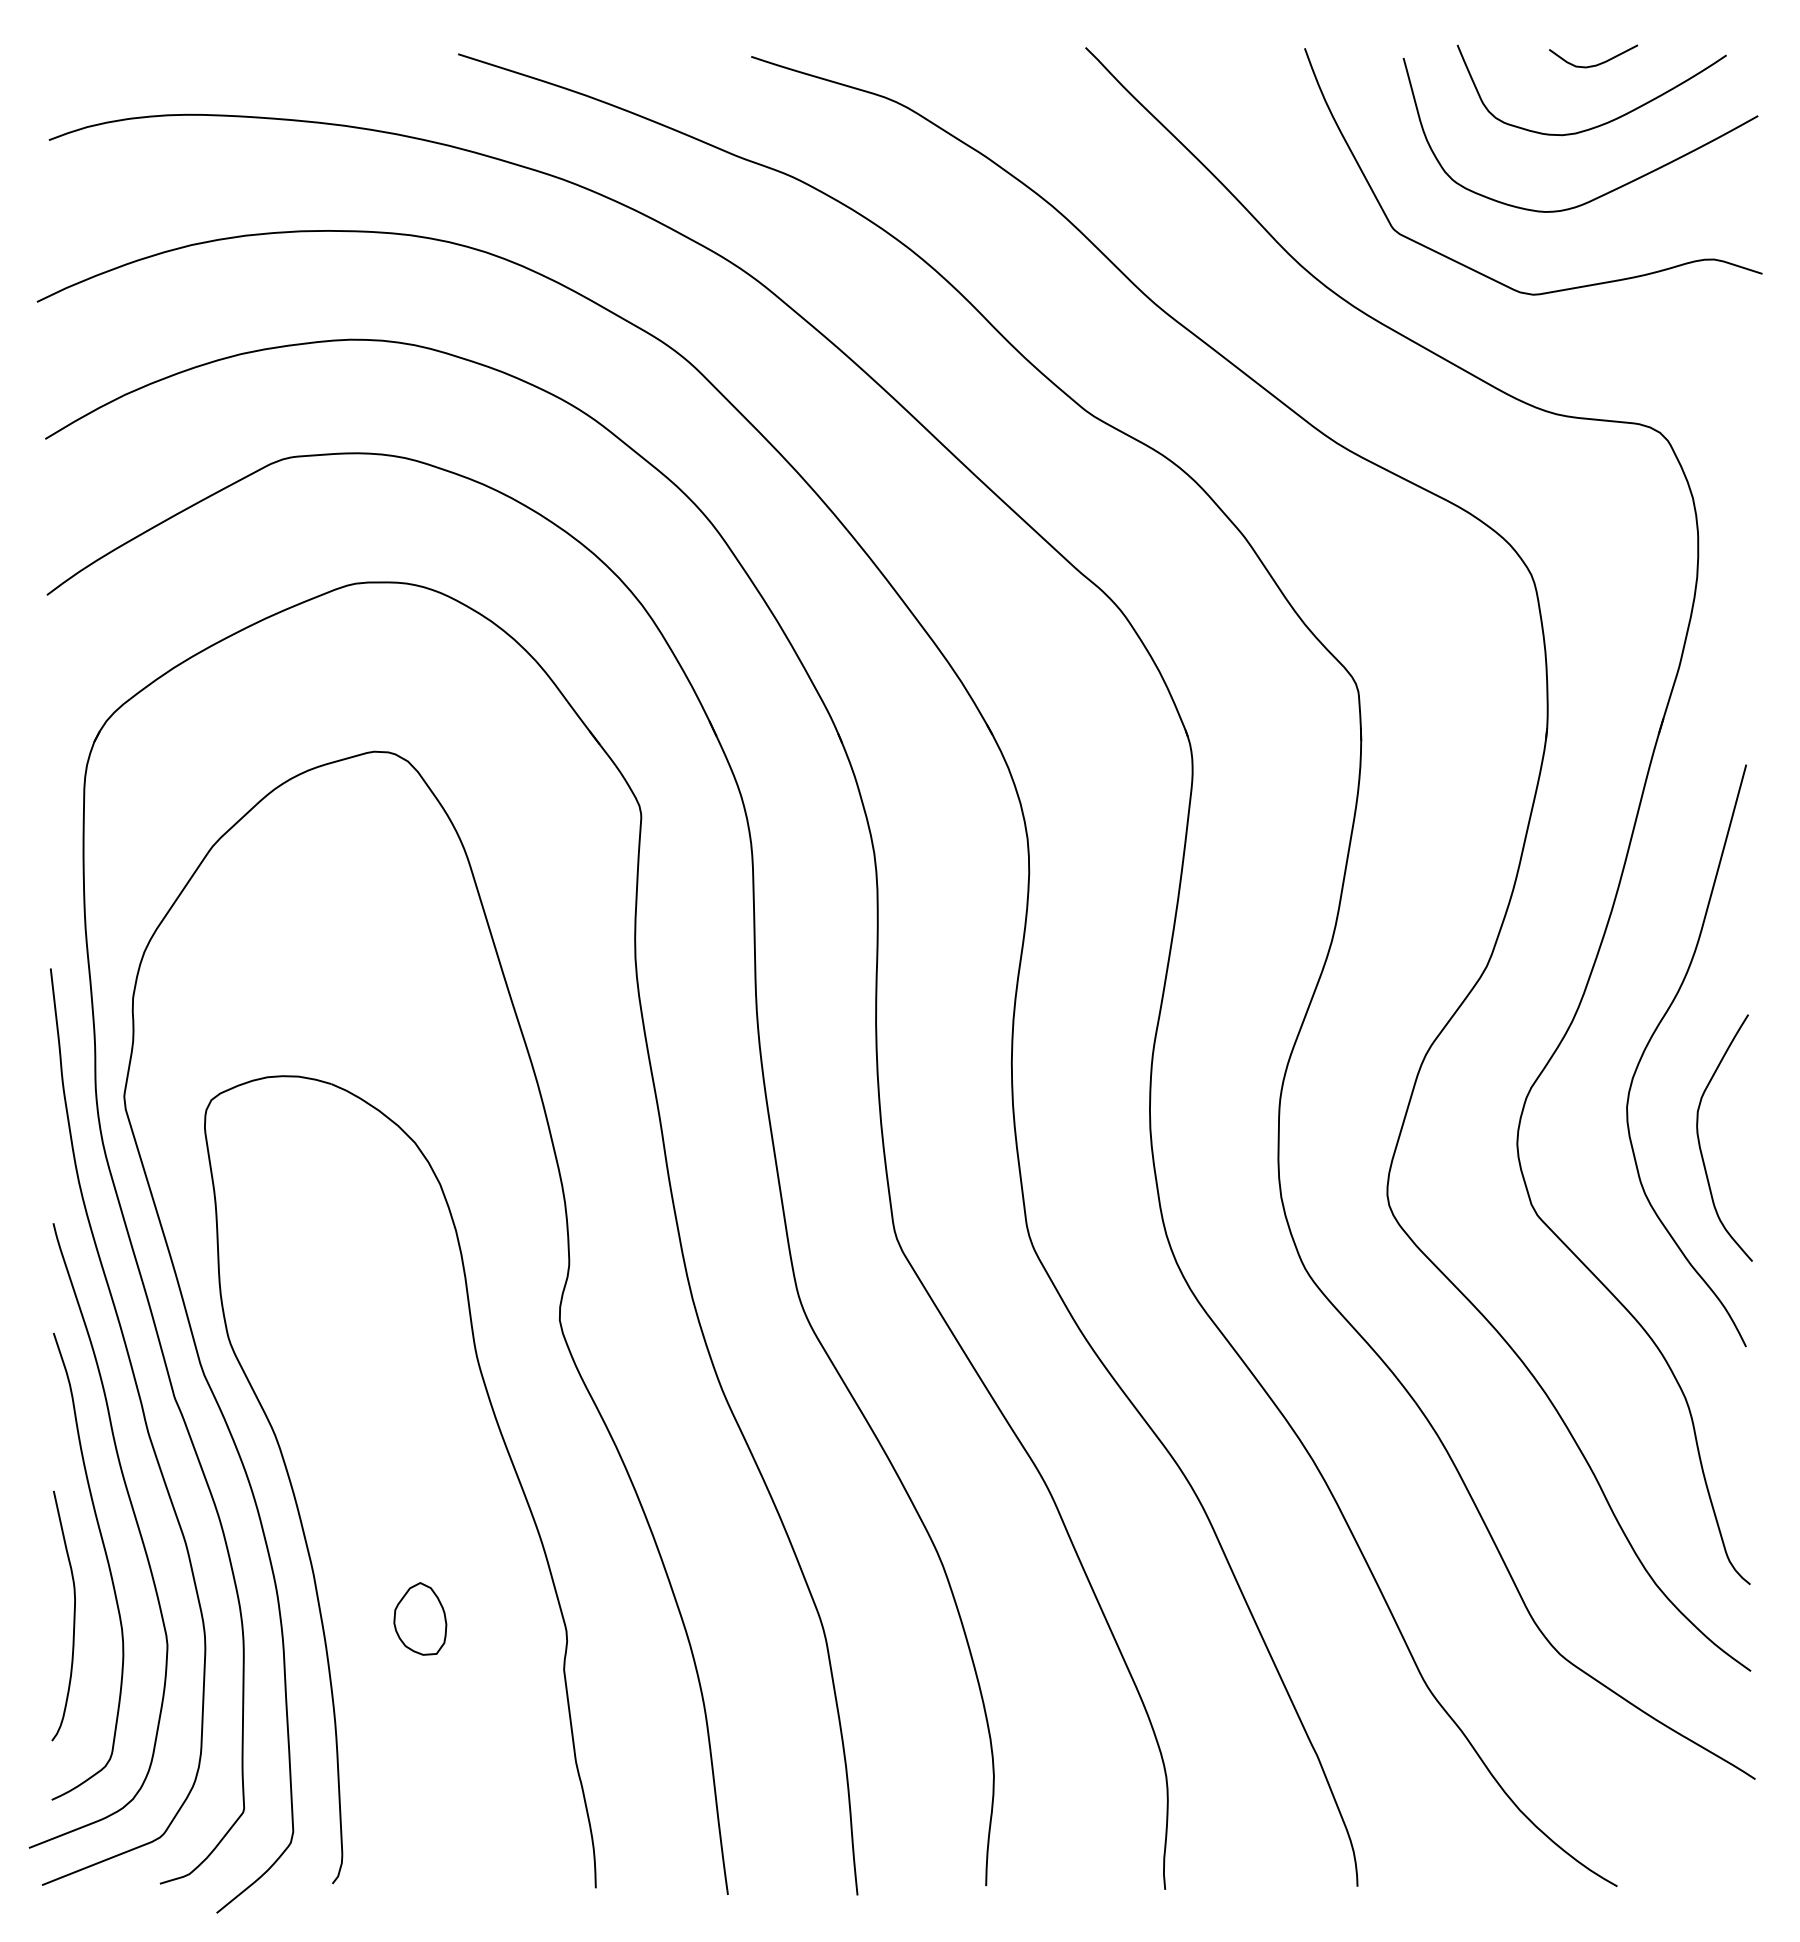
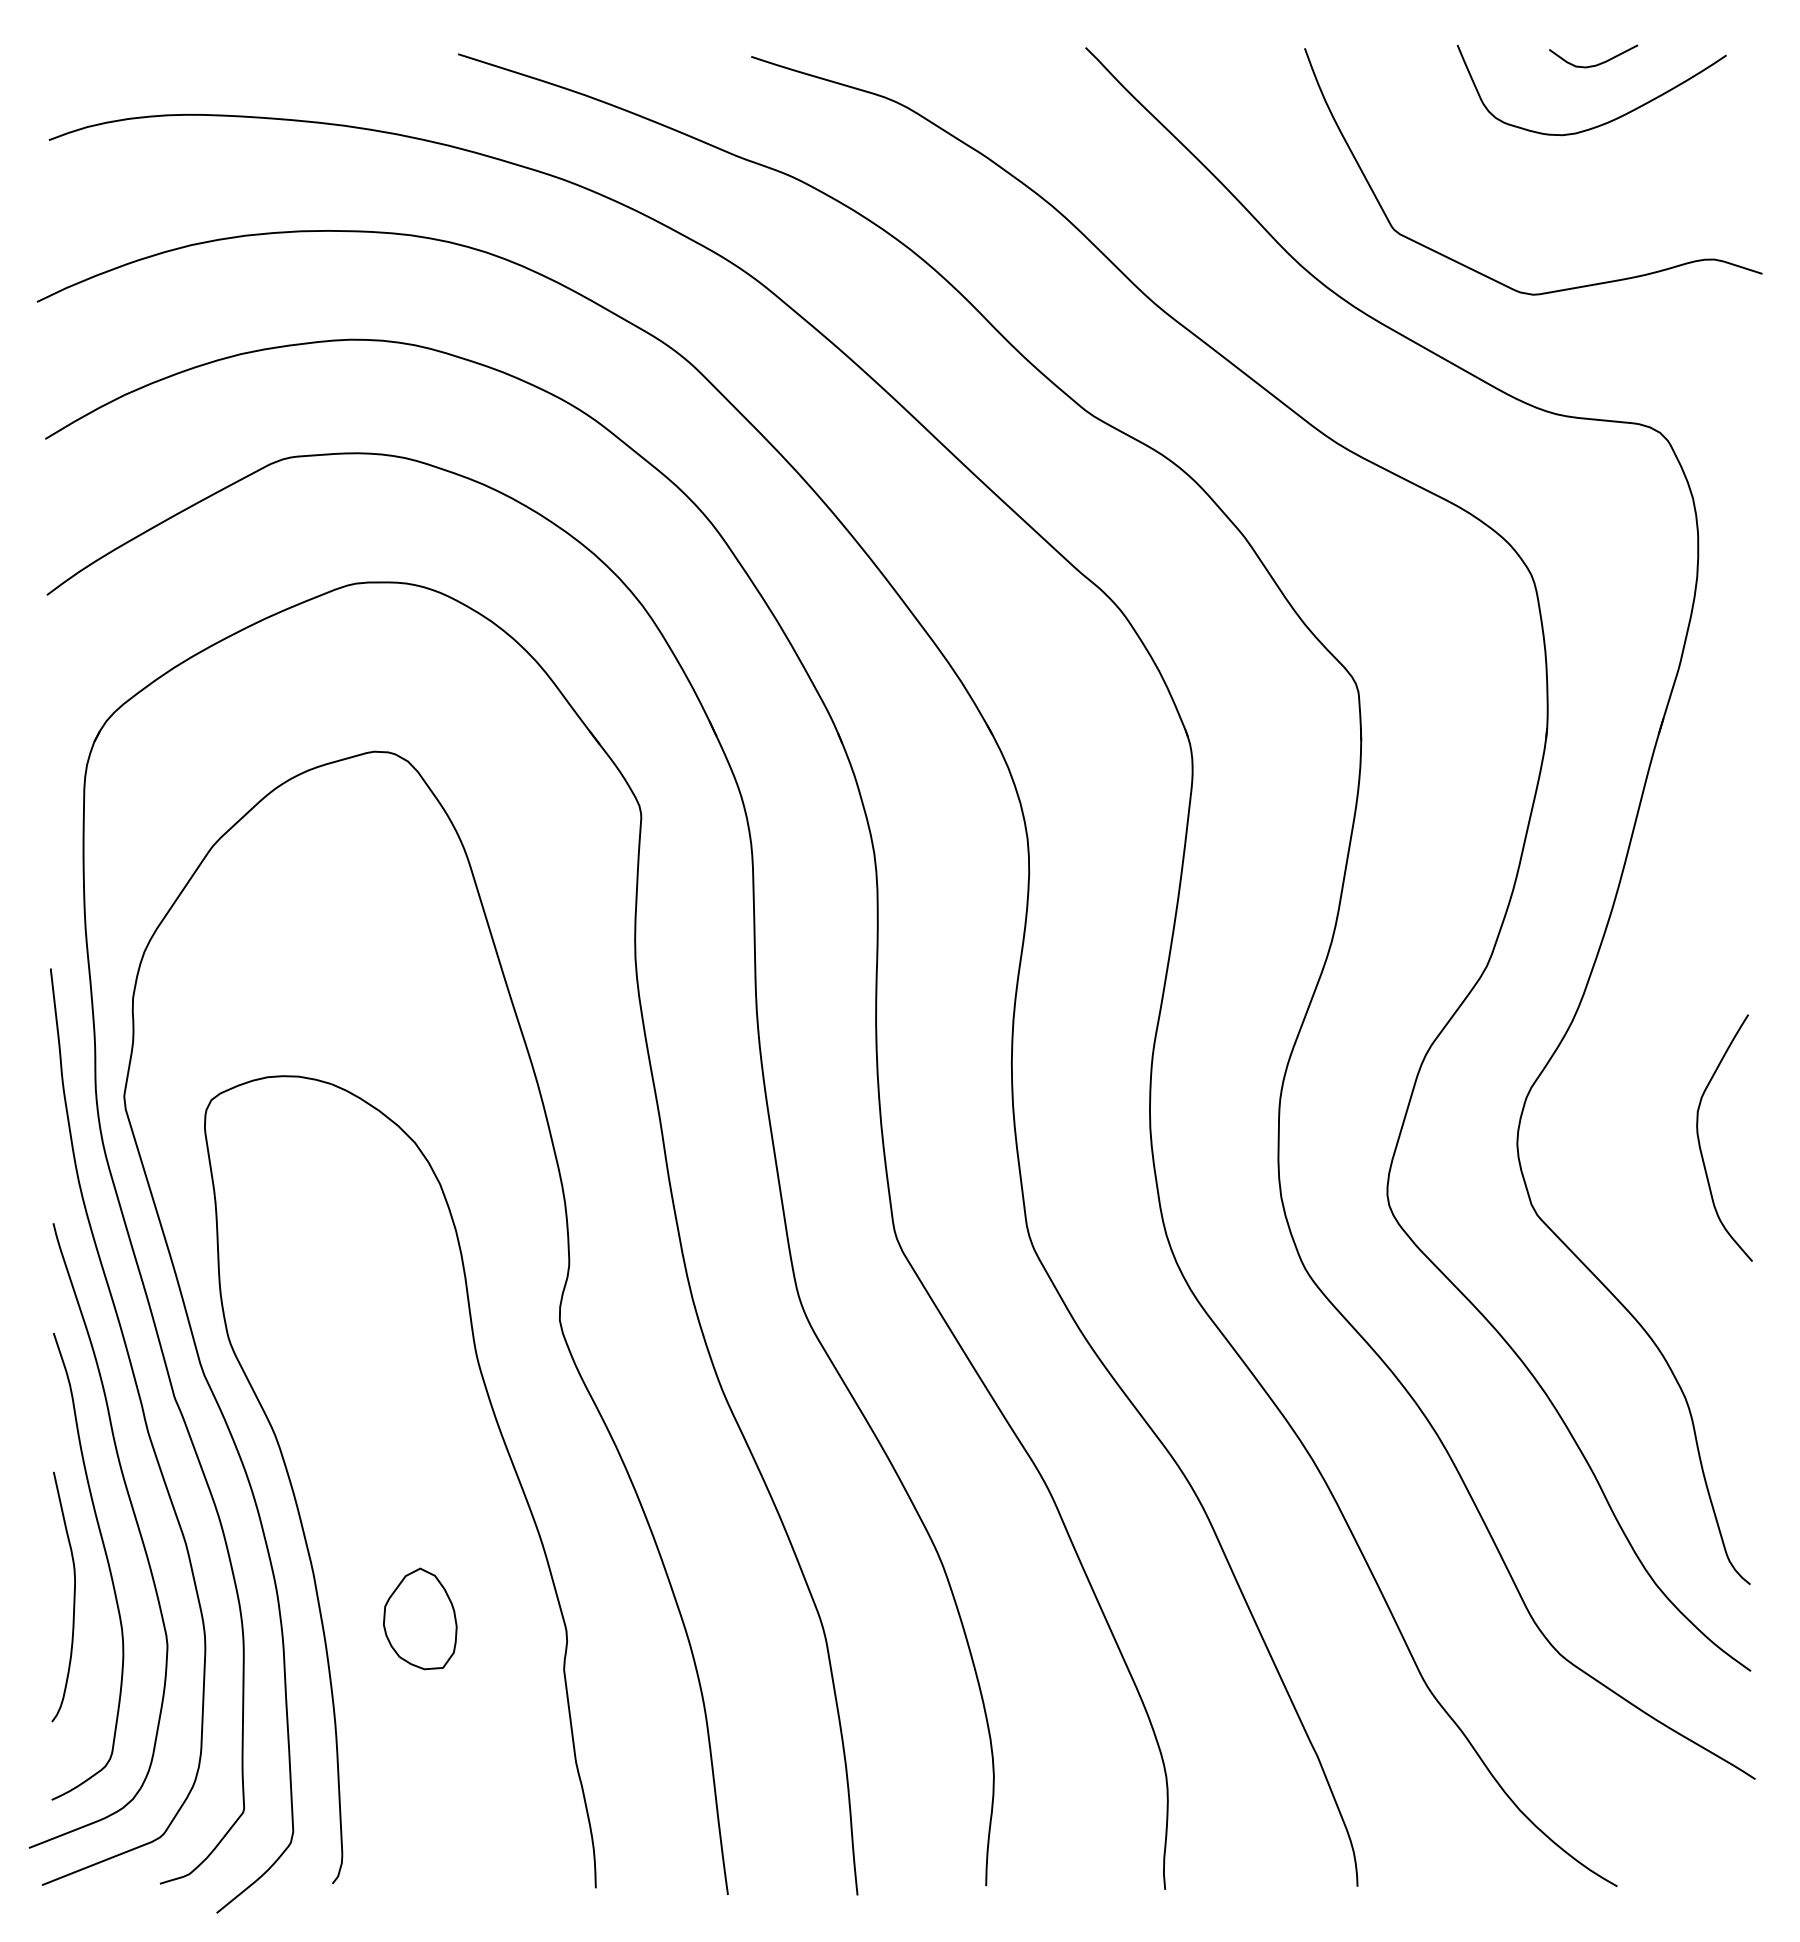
curve: present -> none (1608, 191)
curve: present -> none (1654, 1034)
curve position: (73, 1615) -> (73, 1596) (73, 1596)
part size: 55x74 px -> 75x104 px (420, 1618)
